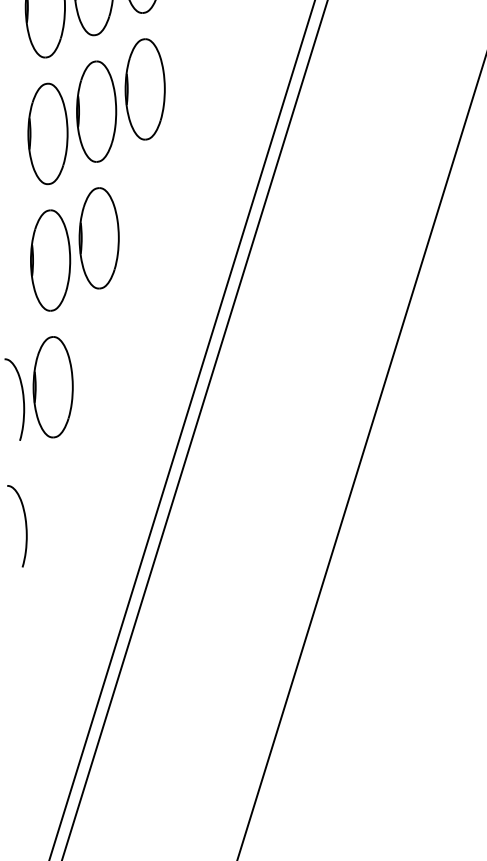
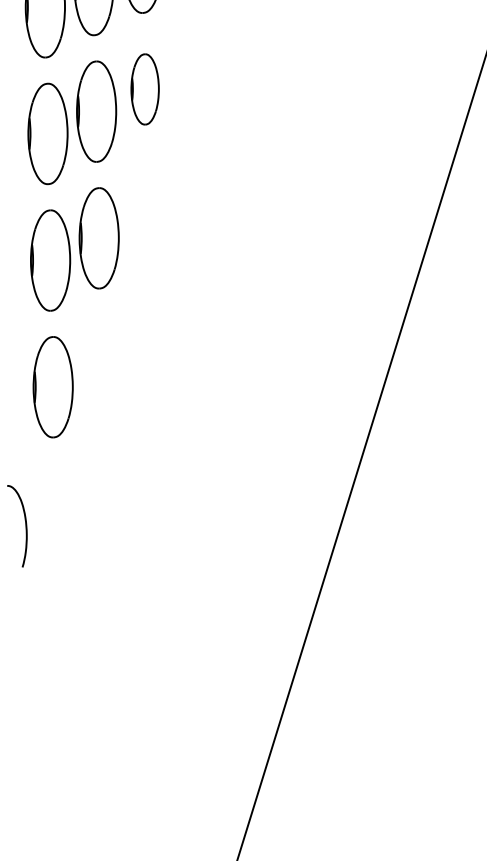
part size: 42x103 px -> 30x73 px (144, 89)
curve: present -> none (22, 399)
line: present -> none (182, 429)
line: present -> none (194, 429)
